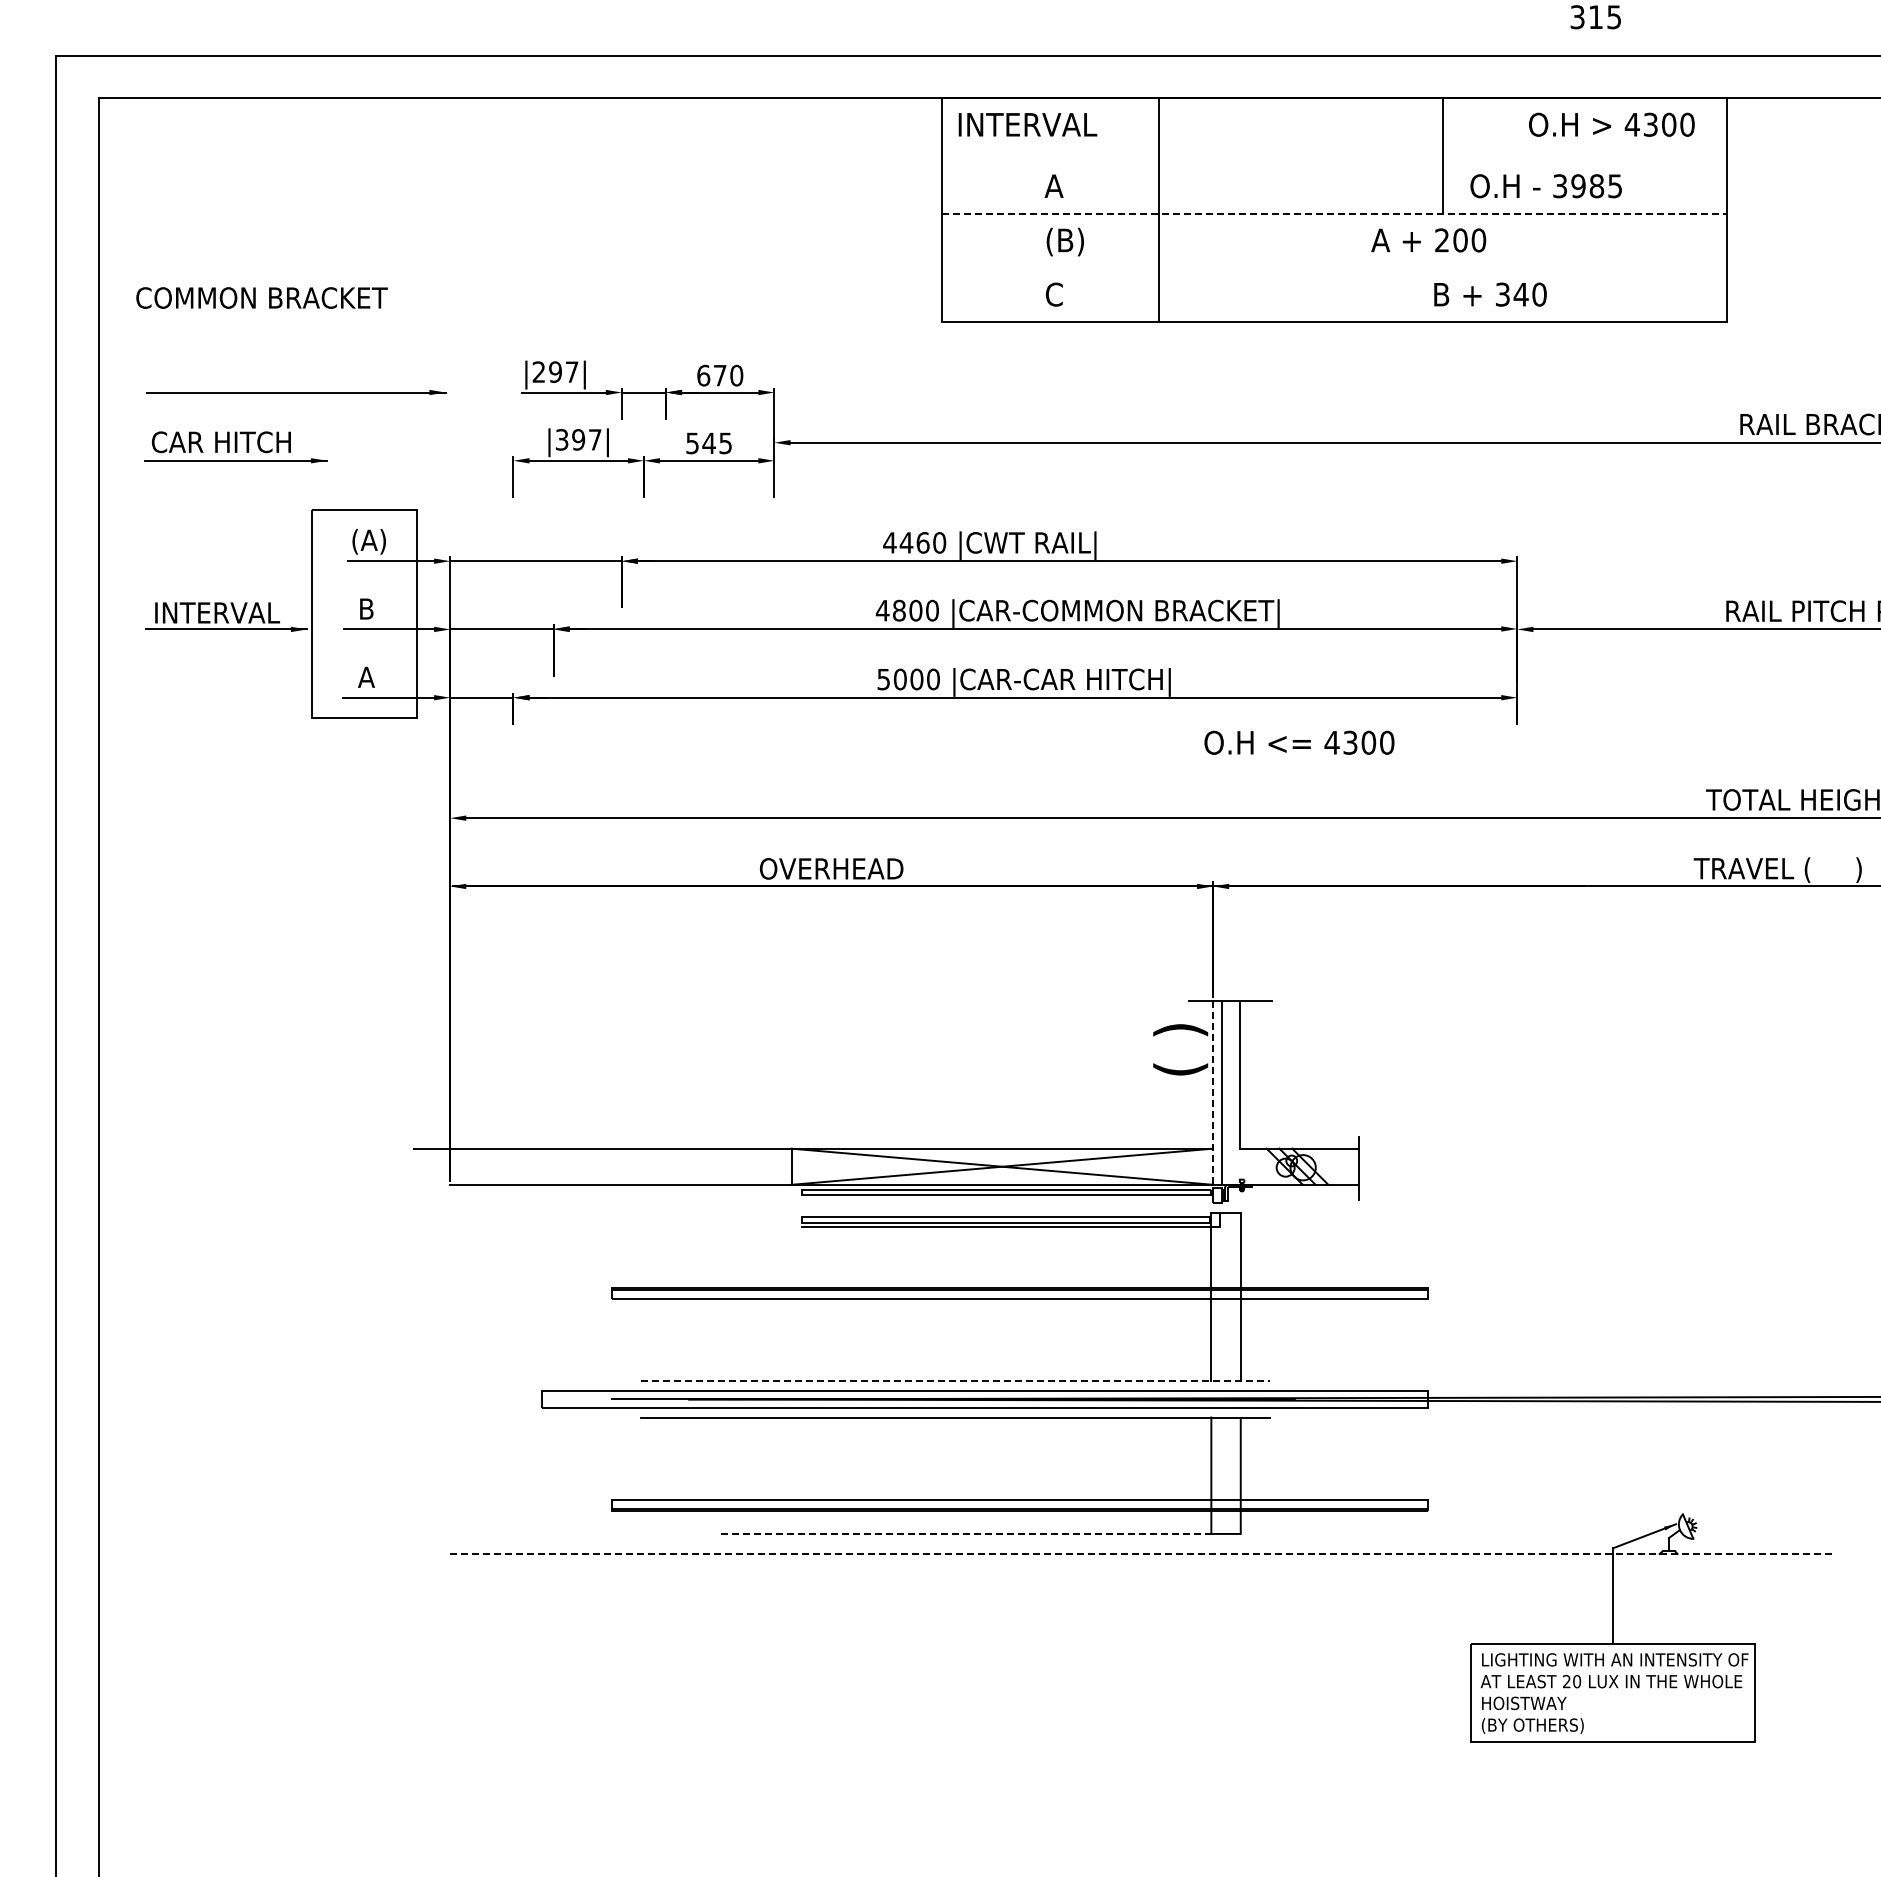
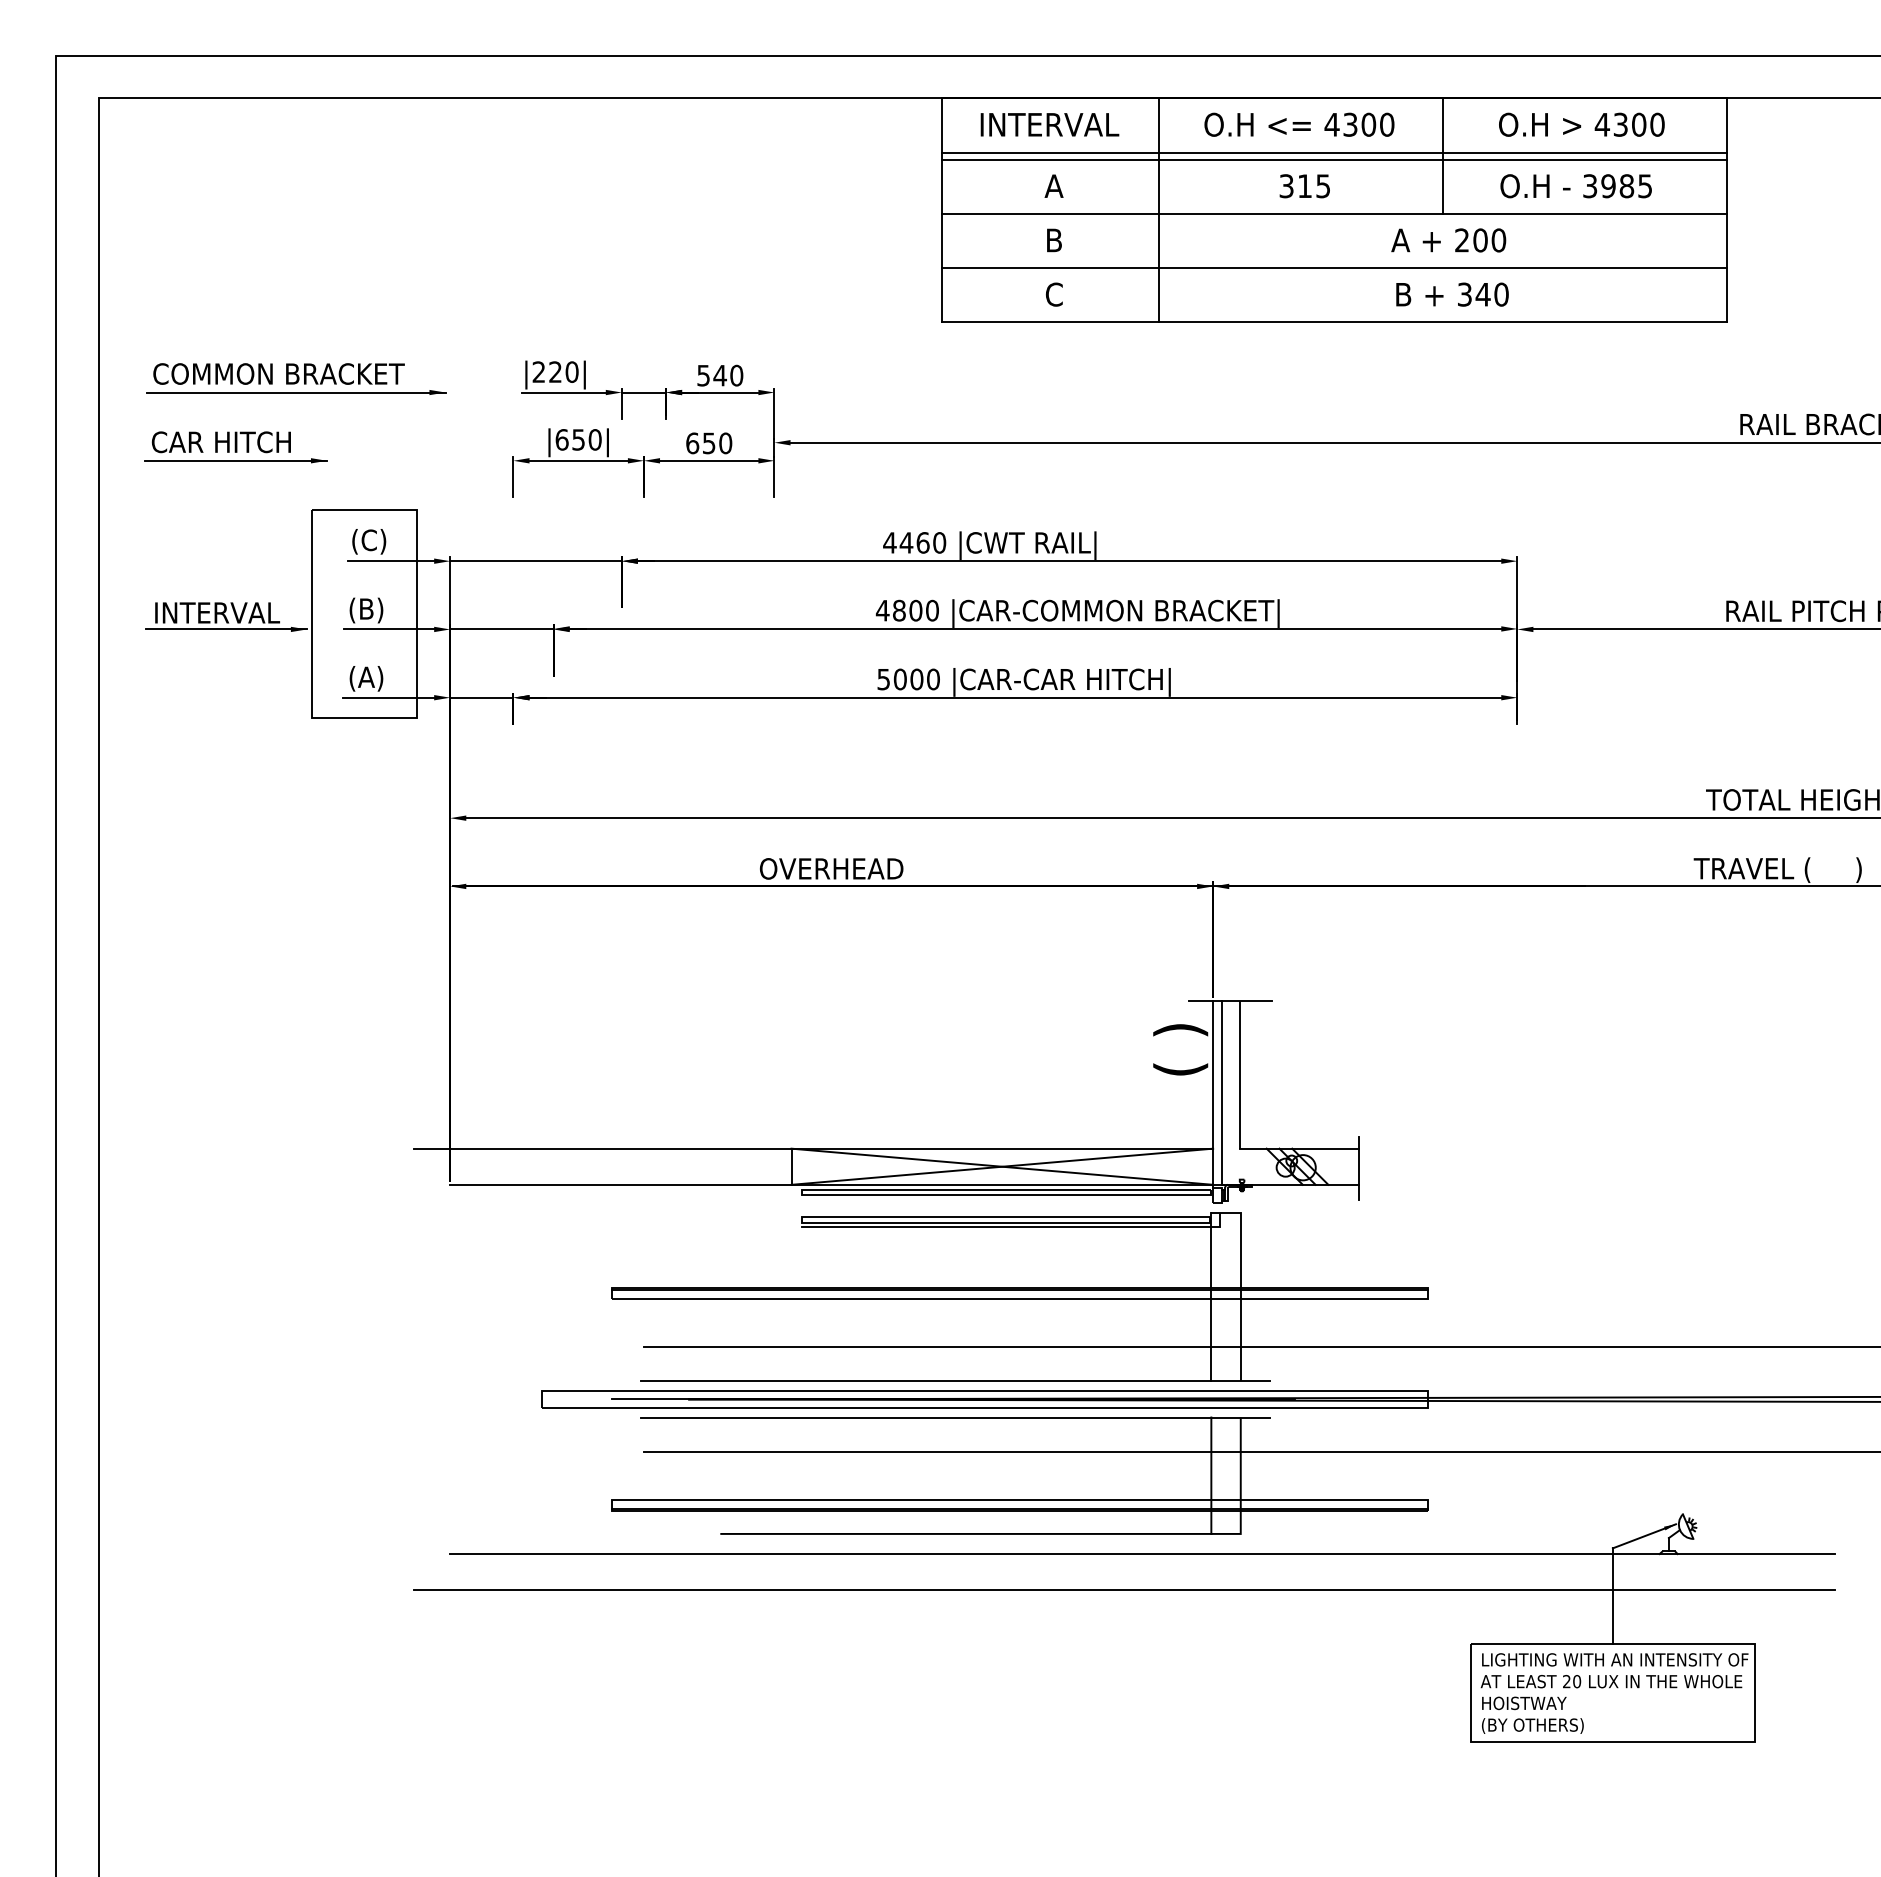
text position: (1595, 17) -> (1304, 186) (1304, 186)
text position: (1027, 124) -> (1049, 124) (1049, 124)
text position: (1611, 124) -> (1581, 124) (1581, 124)
line: none -> present (1333, 152)
line: none -> present (1333, 159)
text position: (1545, 186) -> (1575, 186) (1575, 186)
line: dashed -> solid (1334, 214)
text position: (1428, 240) -> (1448, 240) (1448, 240)
text: (B) -> B (1064, 241)
line: none -> present (1333, 268)
text position: (1490, 294) -> (1452, 294) (1452, 294)
text position: (261, 297) -> (278, 373) (278, 373)
text: |297| -> |220| (563, 371)
text: 670 -> 540 (711, 375)
text: |397| -> |650| (578, 439)
text: 545 -> 650 (709, 443)
text: (A) -> (C) (369, 541)
text: B -> (B) (366, 610)
text: A -> (A) (366, 678)
text position: (1299, 742) -> (1299, 124) (1299, 124)
line: dashed -> solid (1213, 1094)
line: none -> present (1260, 1347)
line: dashed -> solid (955, 1381)
line: none -> present (1260, 1451)
line: dashed -> solid (966, 1533)
line: dashed -> solid (1142, 1554)
line: none -> present (1124, 1590)
